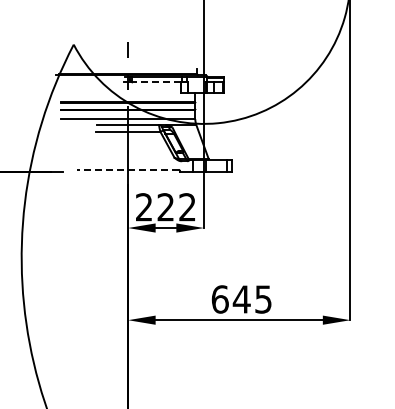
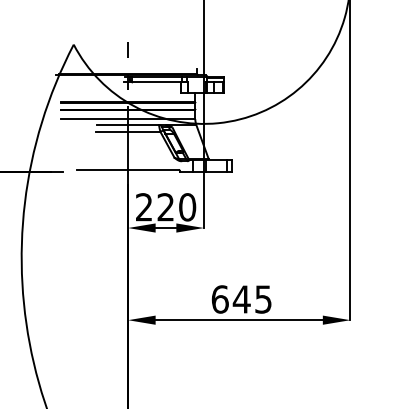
line: dashed -> solid (156, 82)
line: dashed -> solid (128, 169)
text: 222 -> 220 (187, 207)
